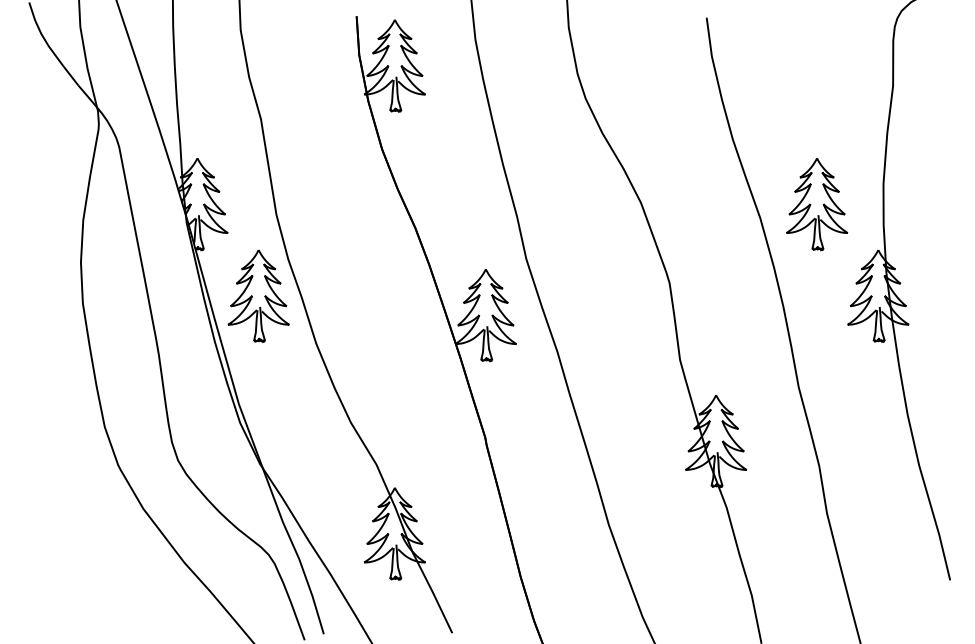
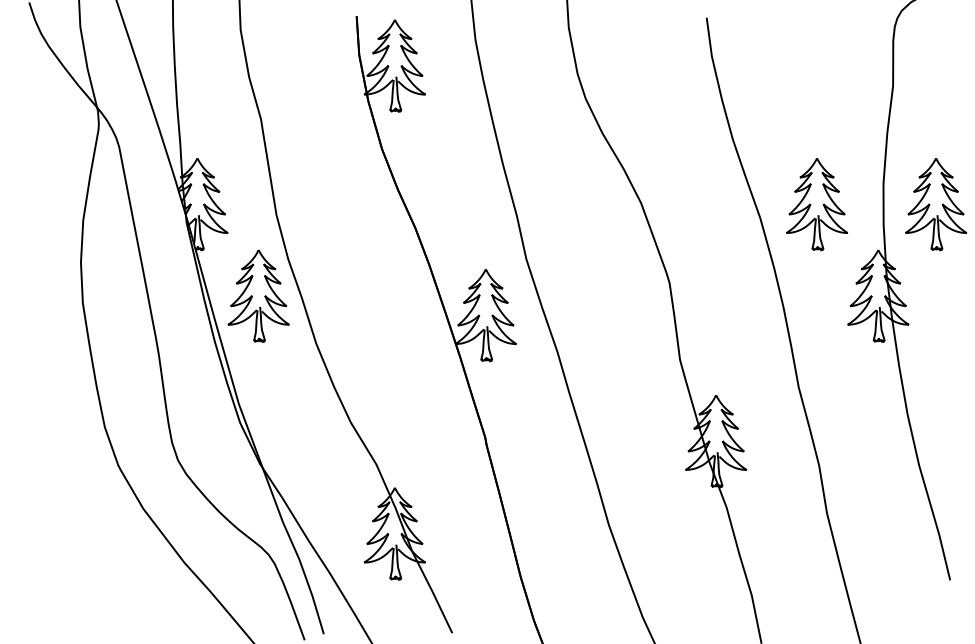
part: none -> present (936, 204)
